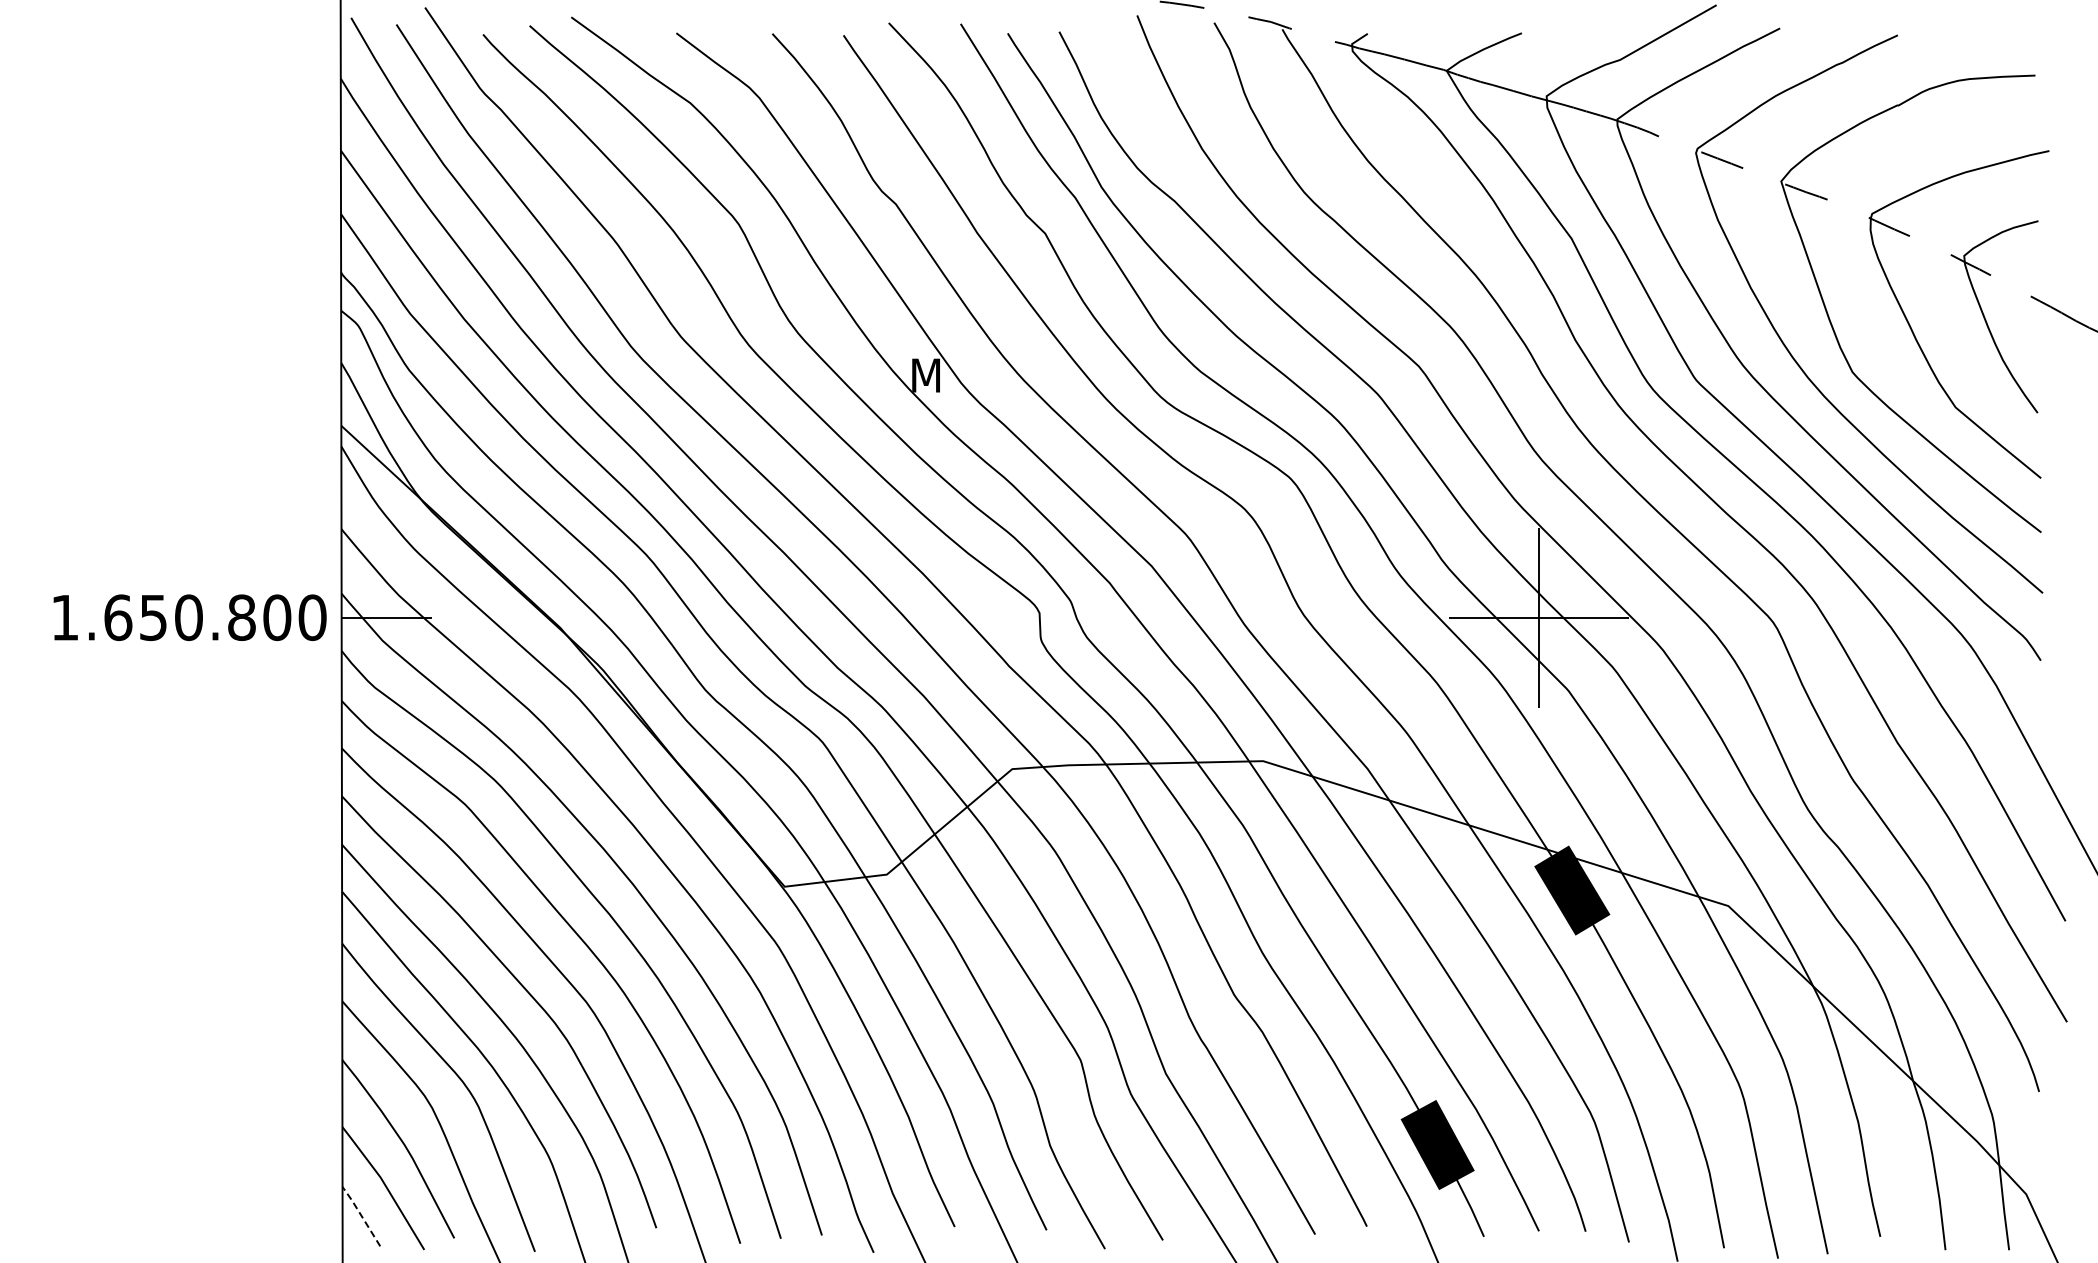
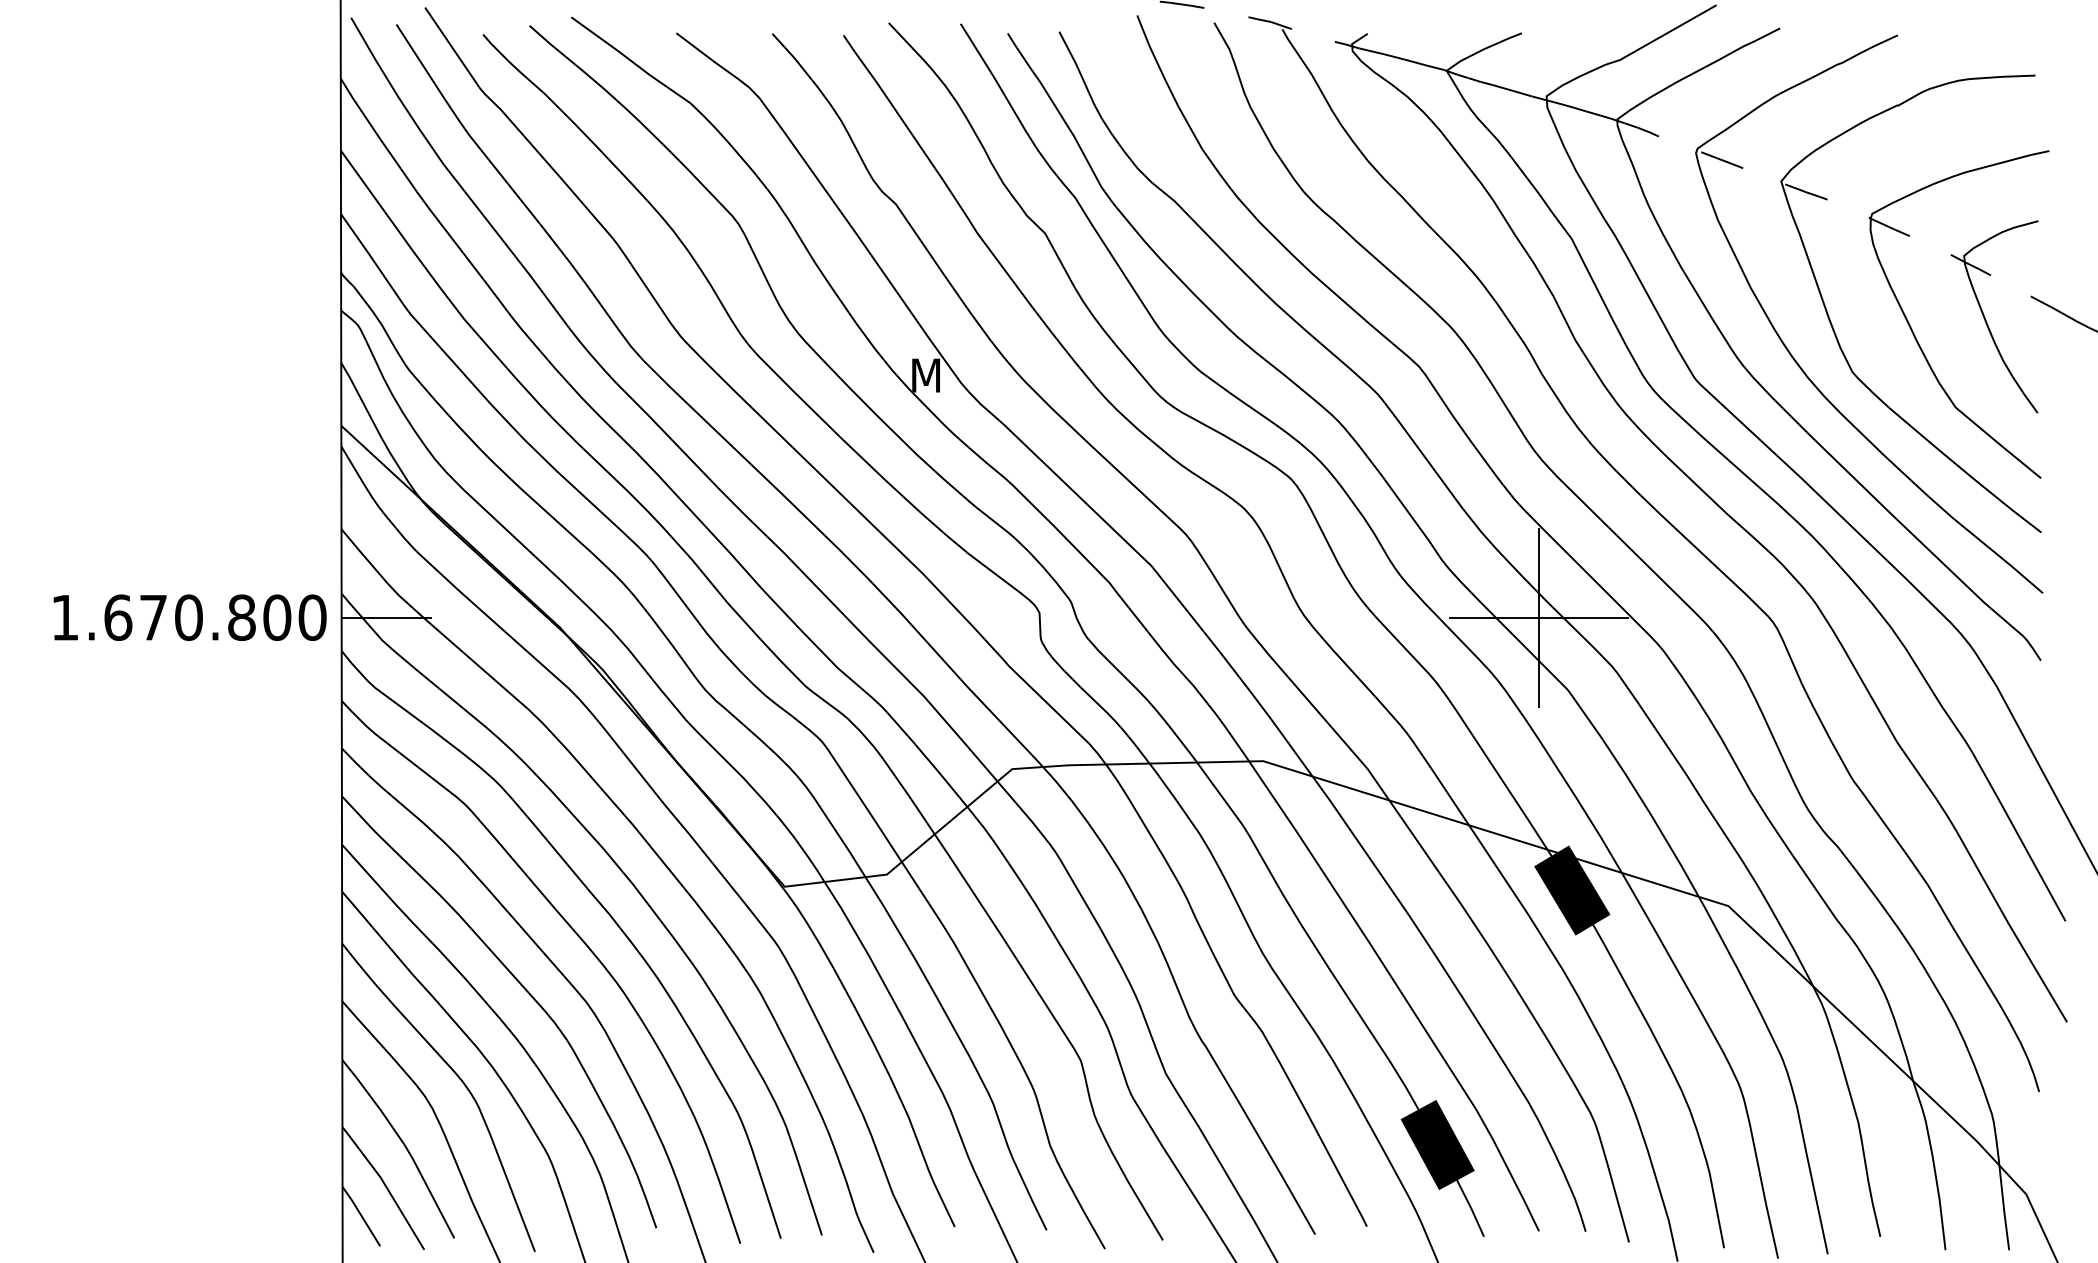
text: 1.650.800 -> 1.670.800 (153, 618)
line: dashed -> solid (360, 1214)
